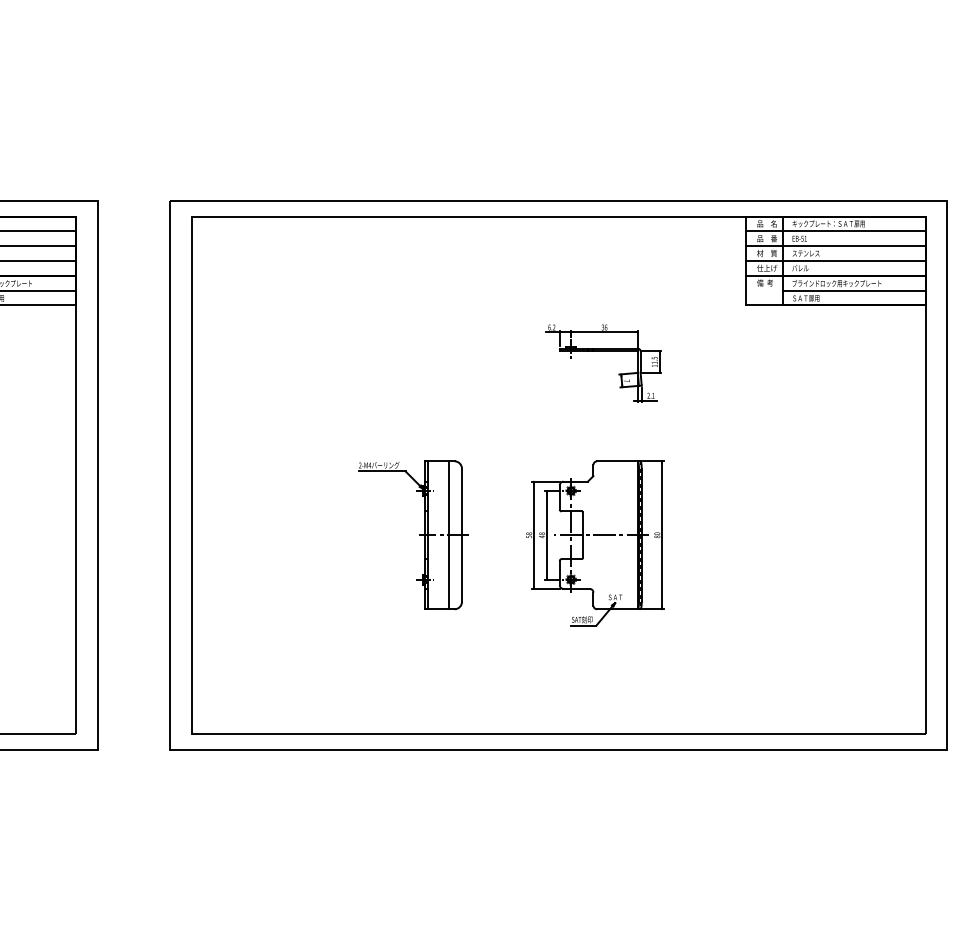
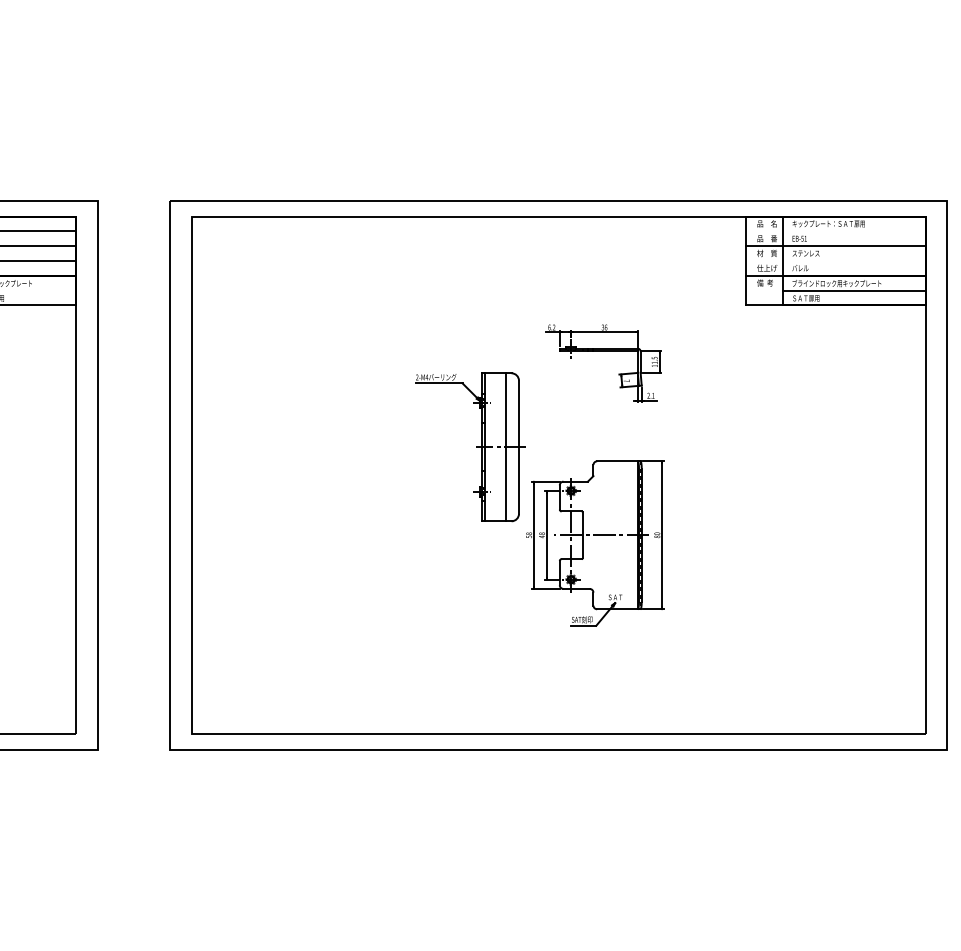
line: present -> none (835, 231)
line: present -> none (835, 260)
line: present -> none (39, 290)
part position: (413, 535) -> (470, 447) (470, 447)
